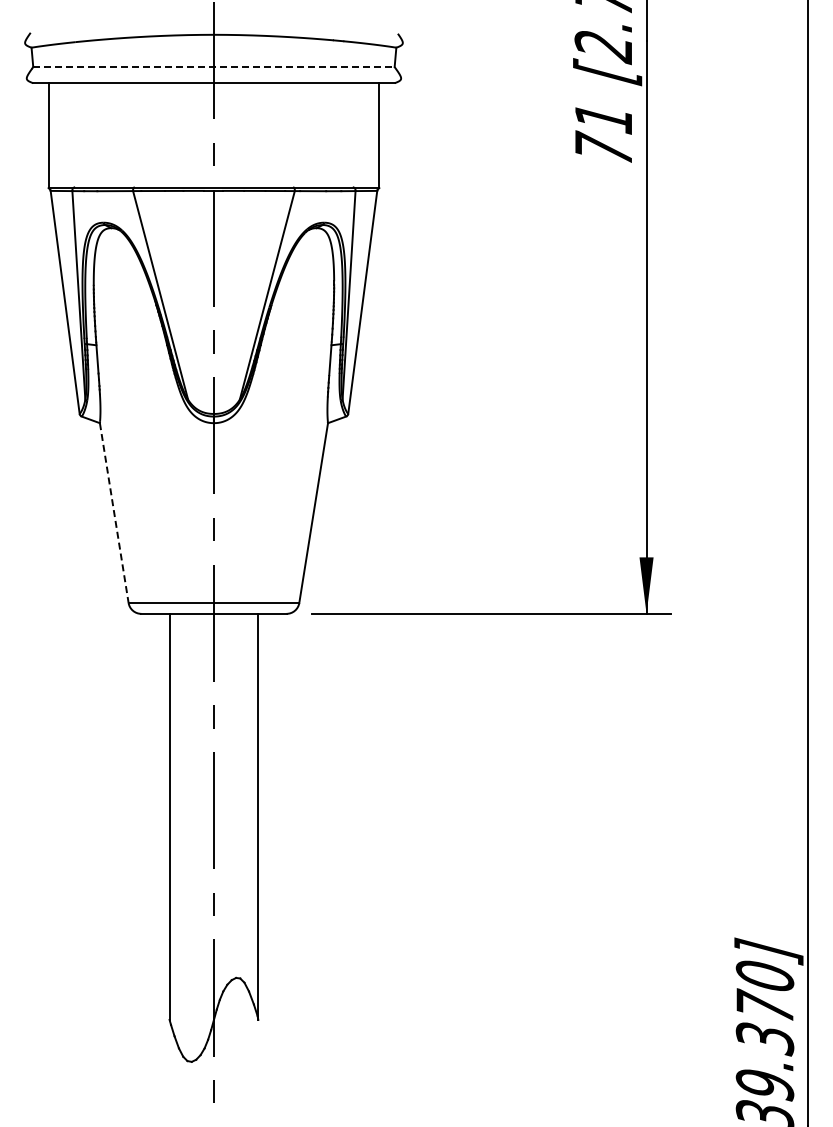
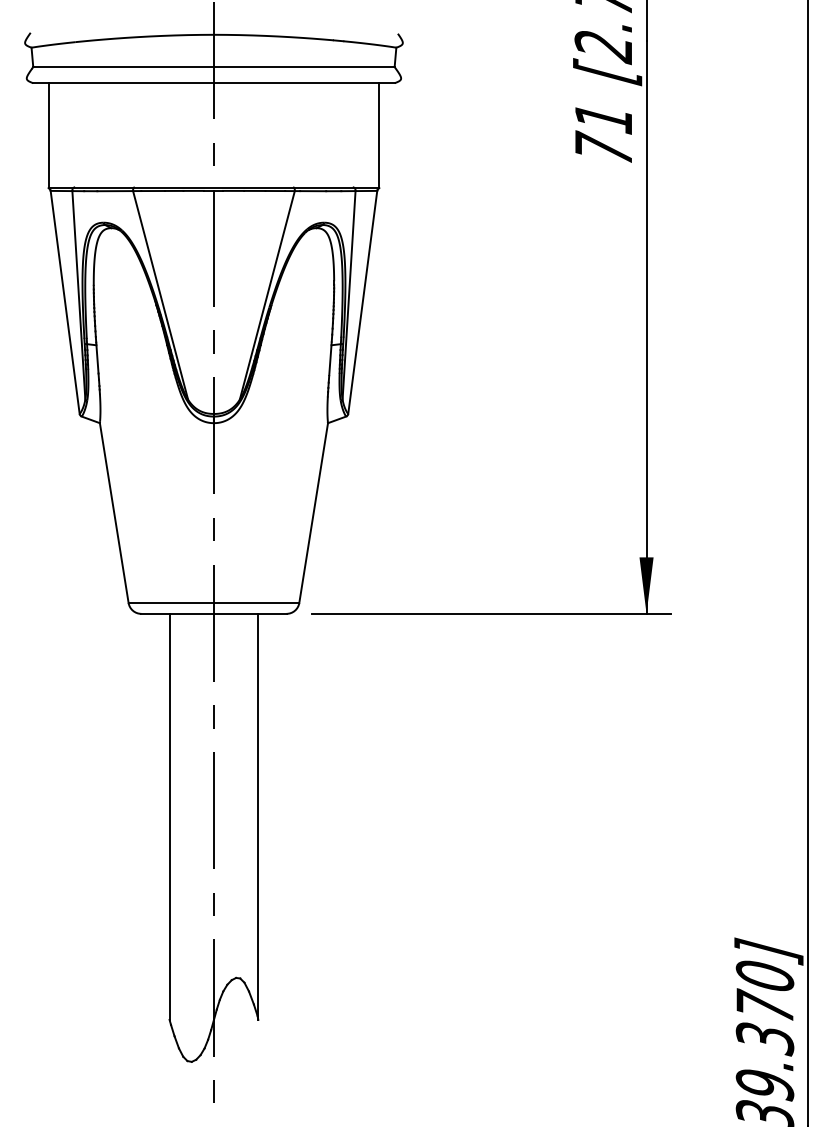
line: dashed -> solid (213, 67)
line: dashed -> solid (114, 513)
